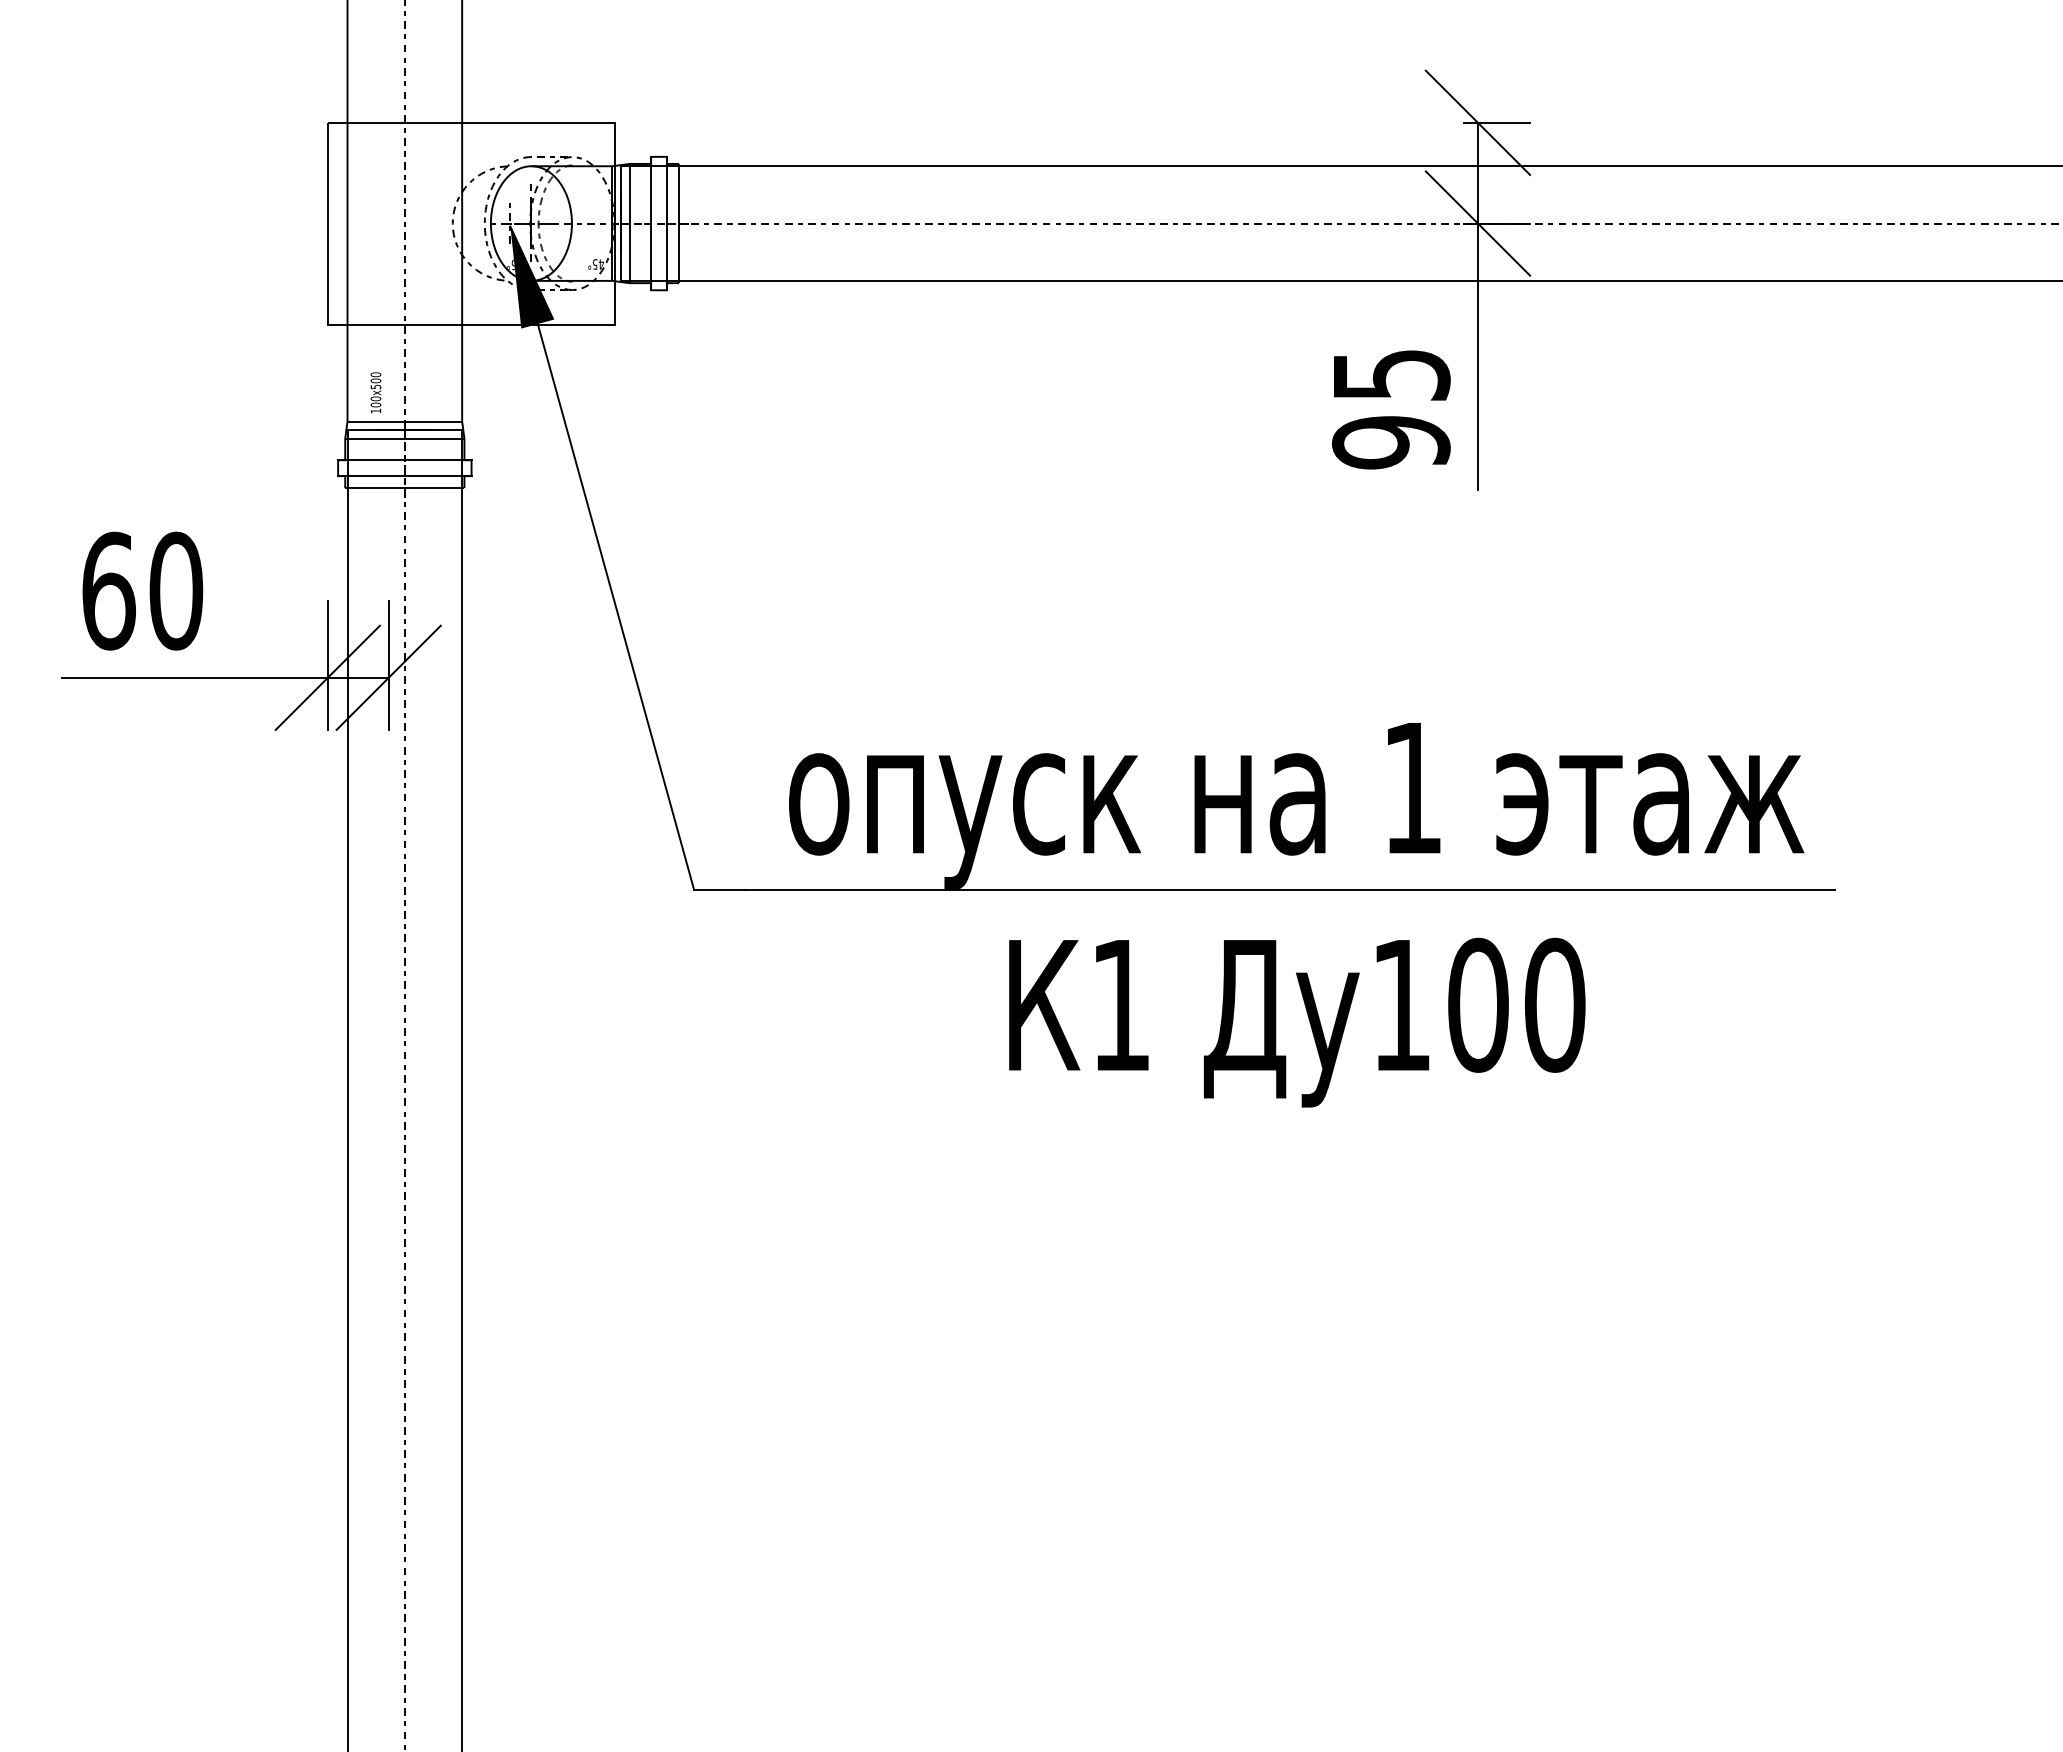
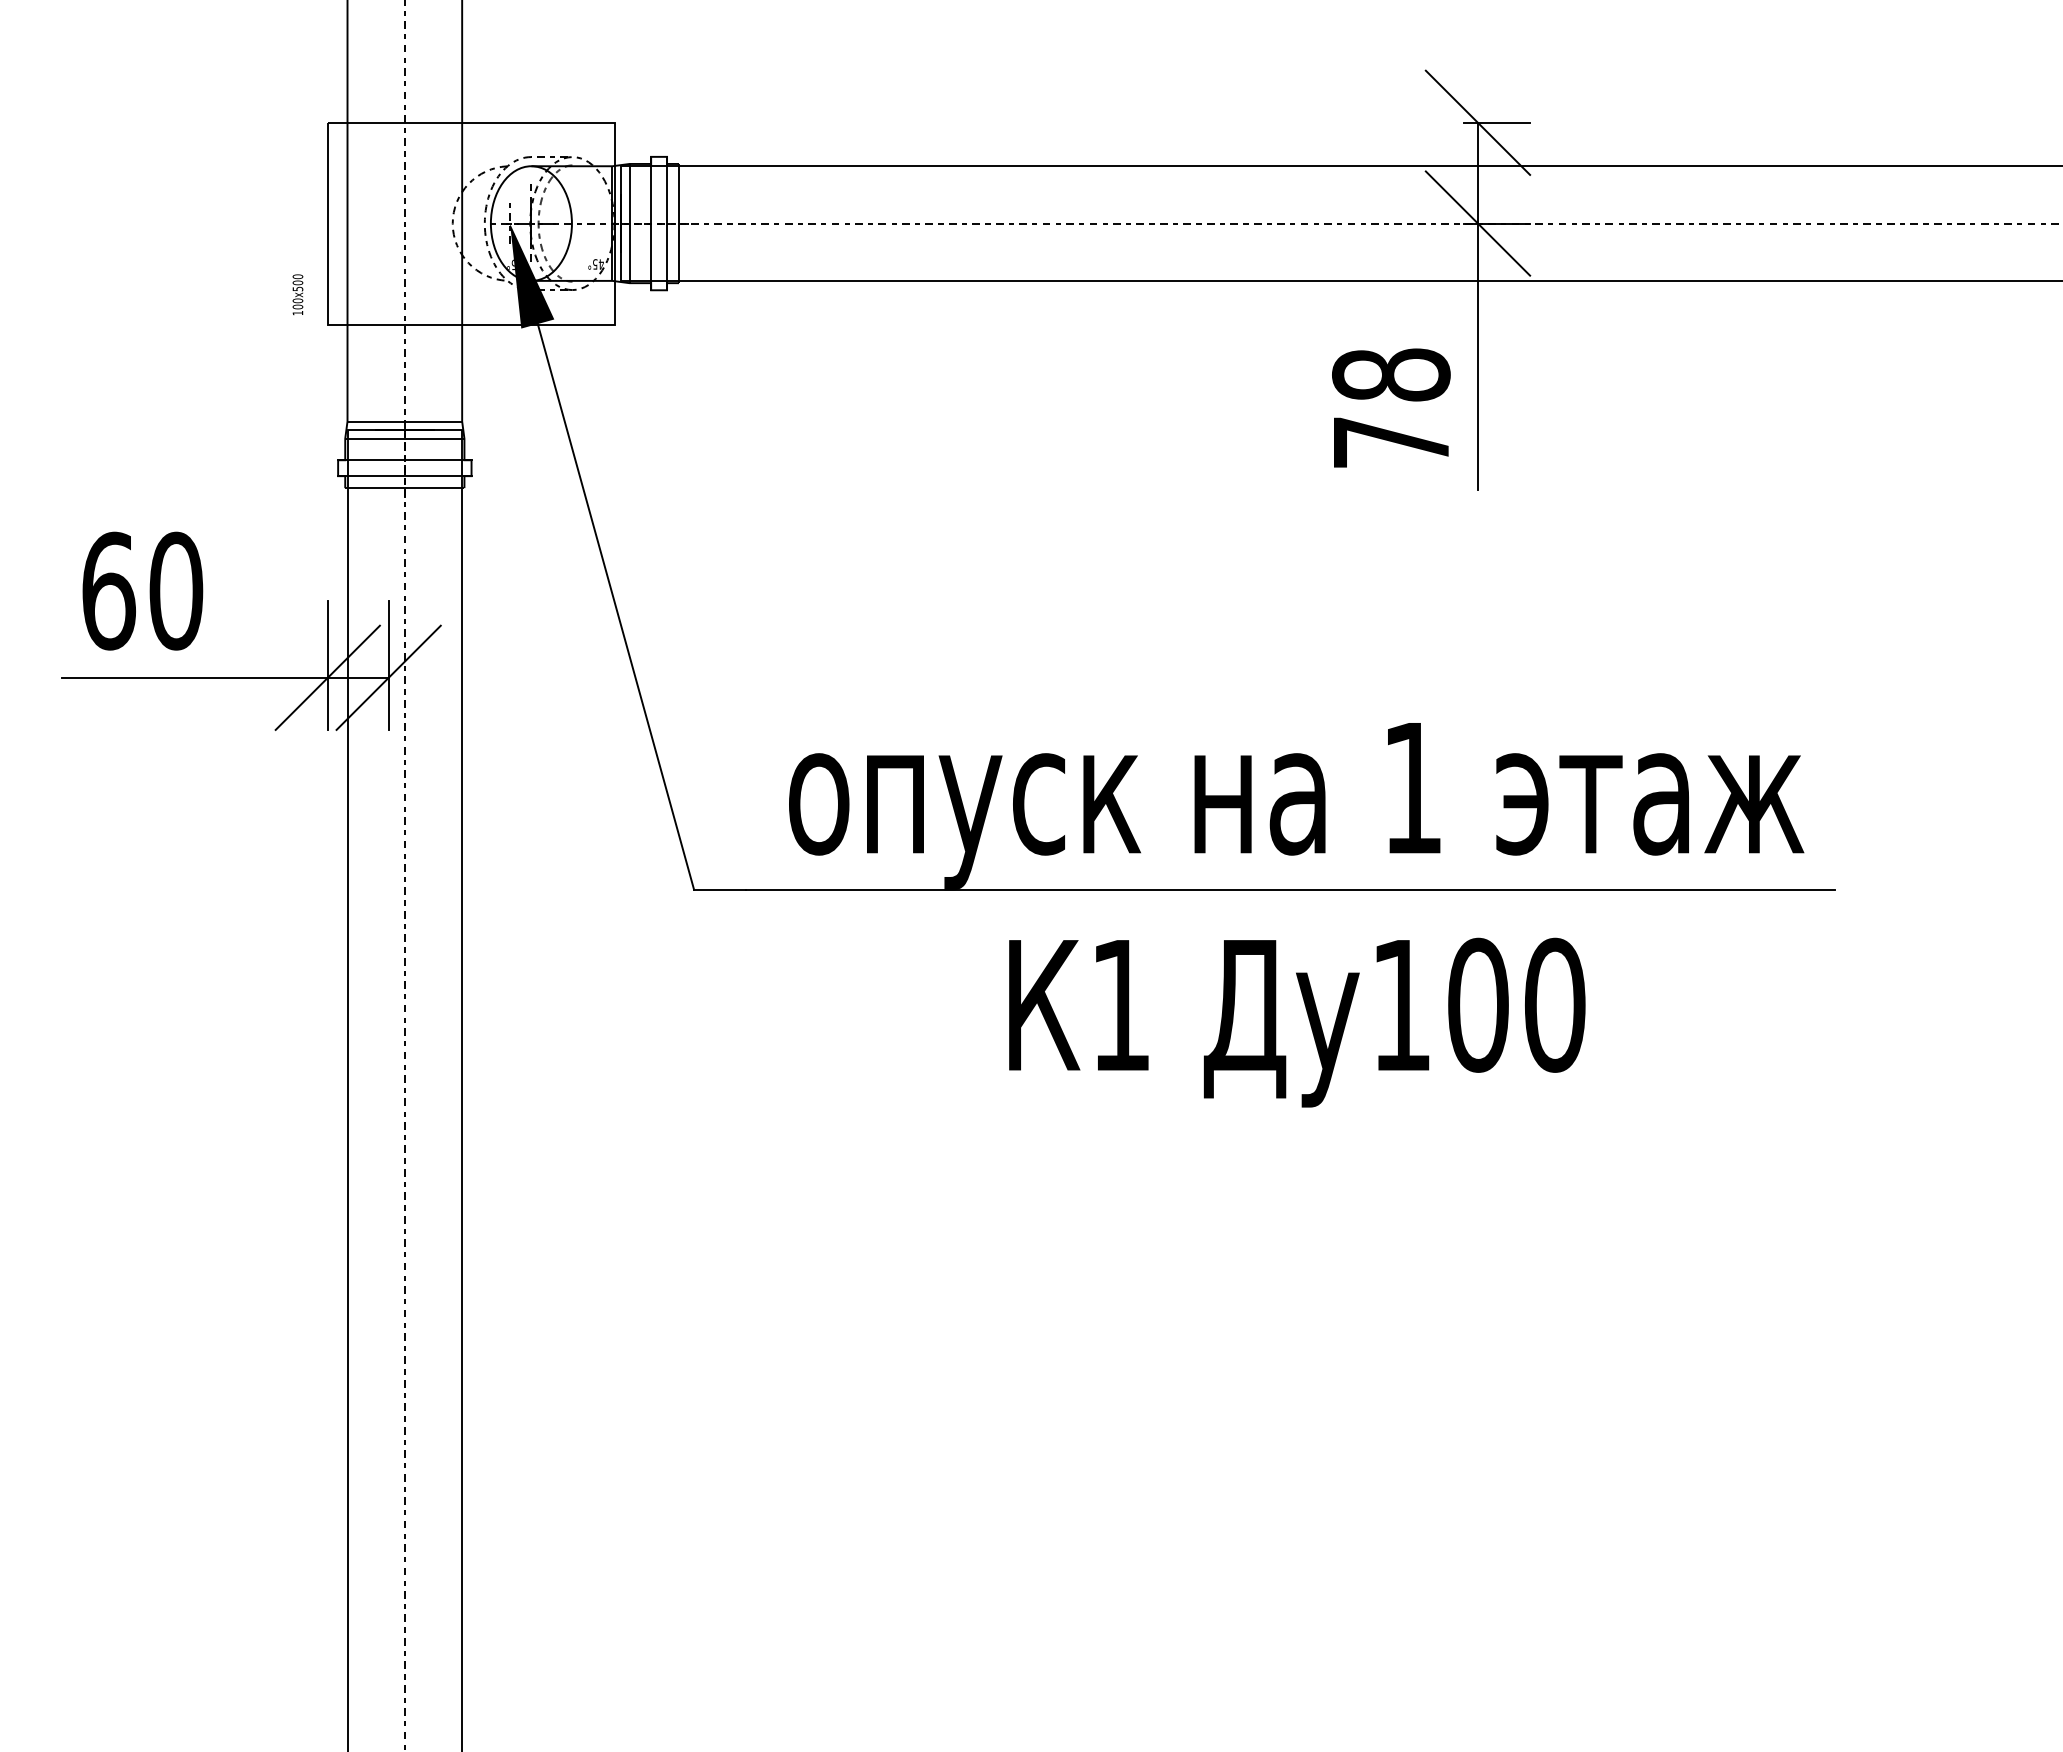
text position: (375, 392) -> (297, 294) (297, 294)
text: 95 -> 78 (1391, 408)
